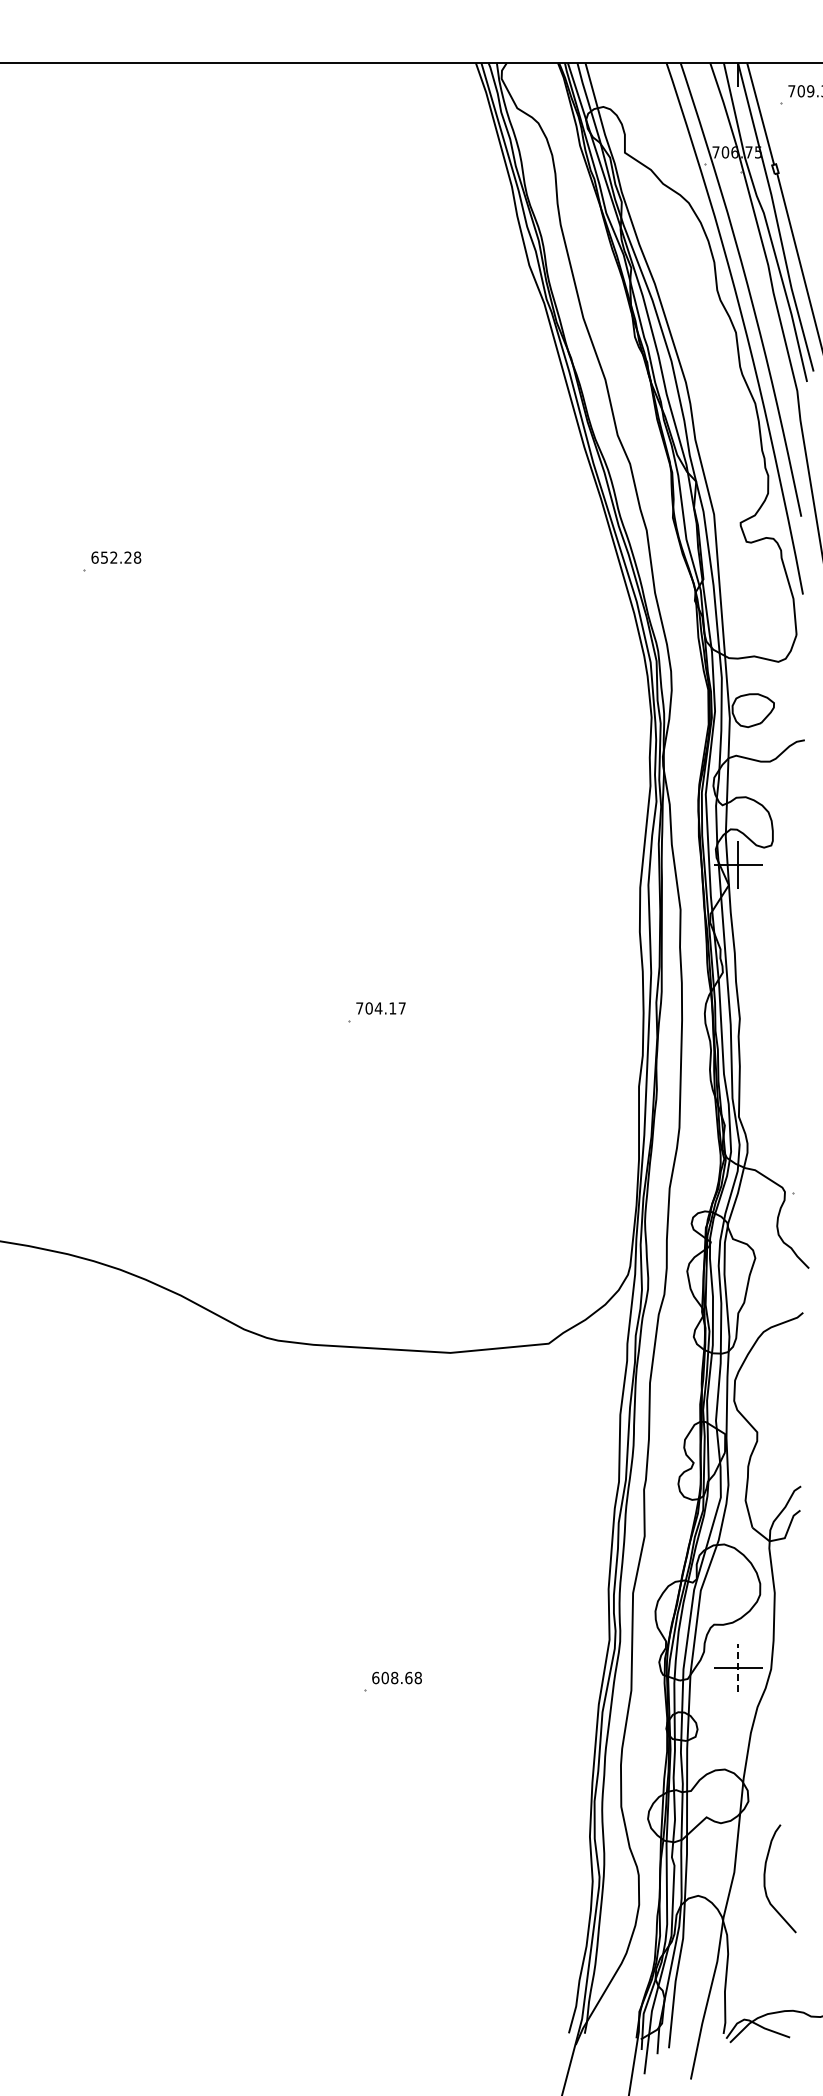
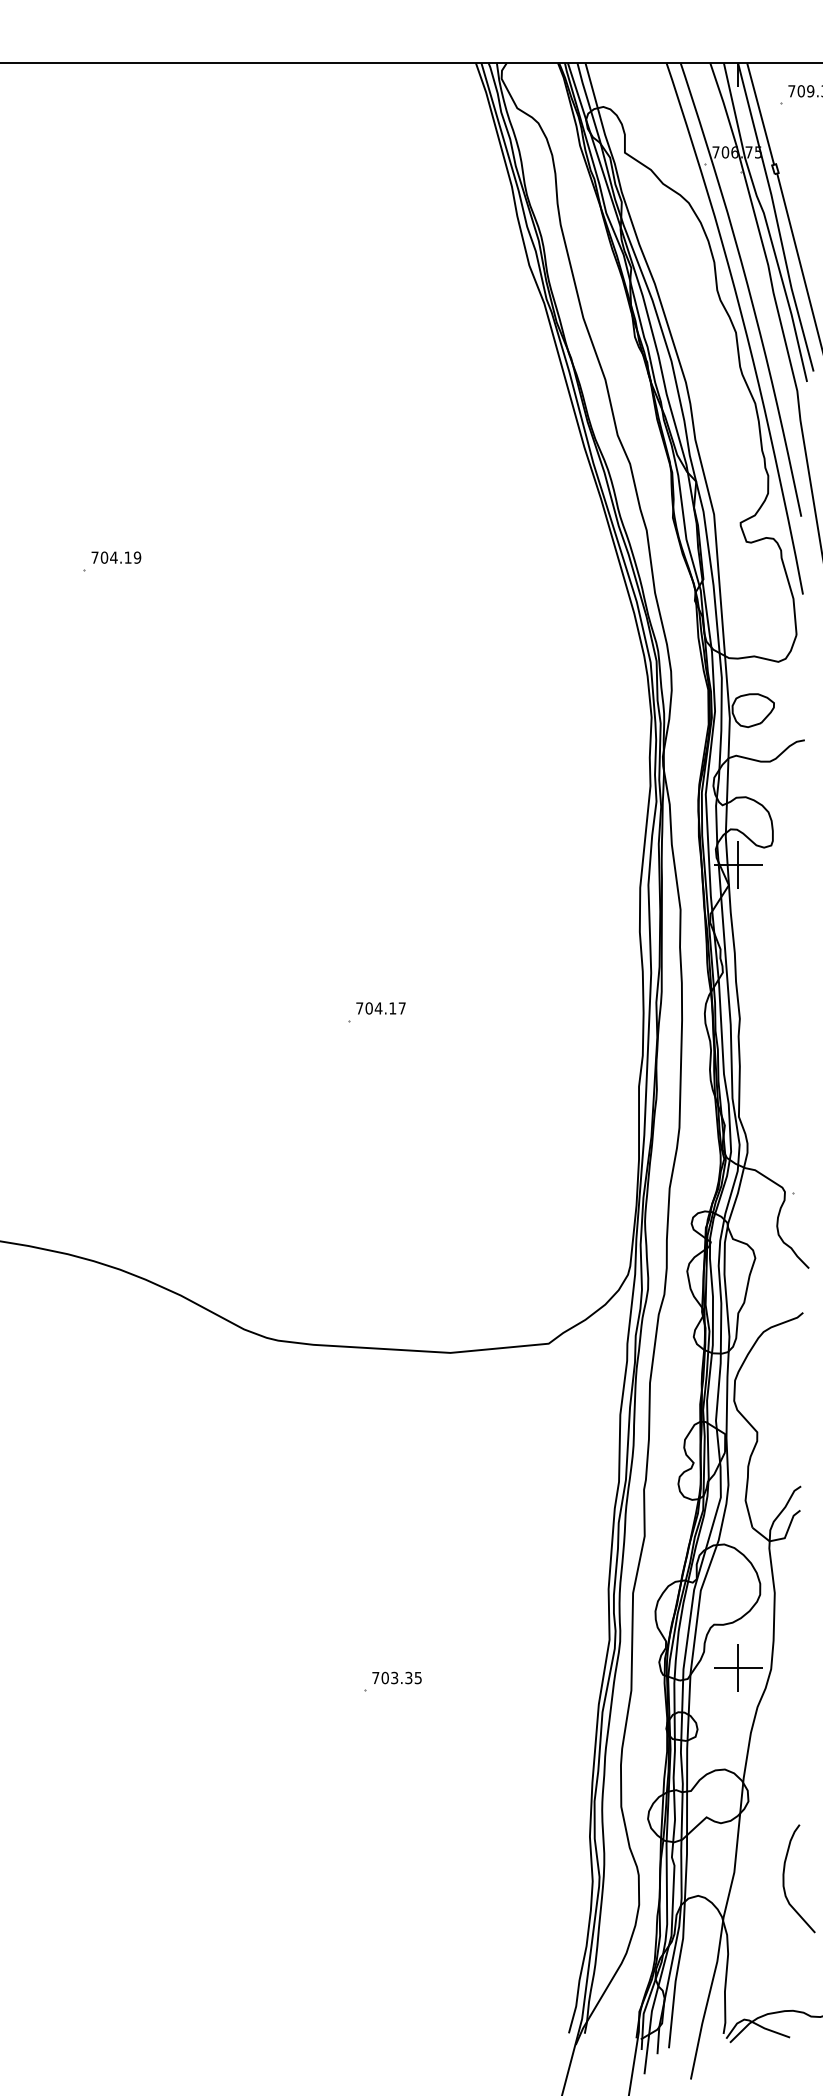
text: 652.28 -> 704.19 (116, 557)
line: dashed -> solid (738, 1667)
text: 608.68 -> 703.35 (396, 1677)
curve position: (765, 1878) -> (784, 1878) (784, 1878)
